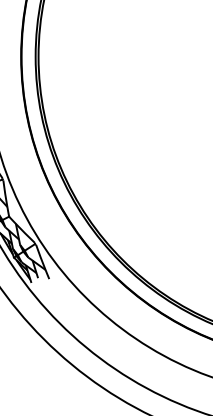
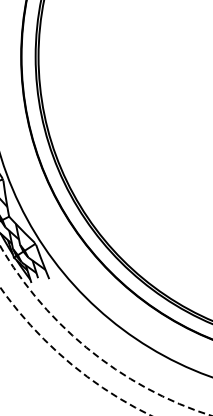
circle: solid -> dashed (105, 330)
circle: solid -> dashed (75, 351)
